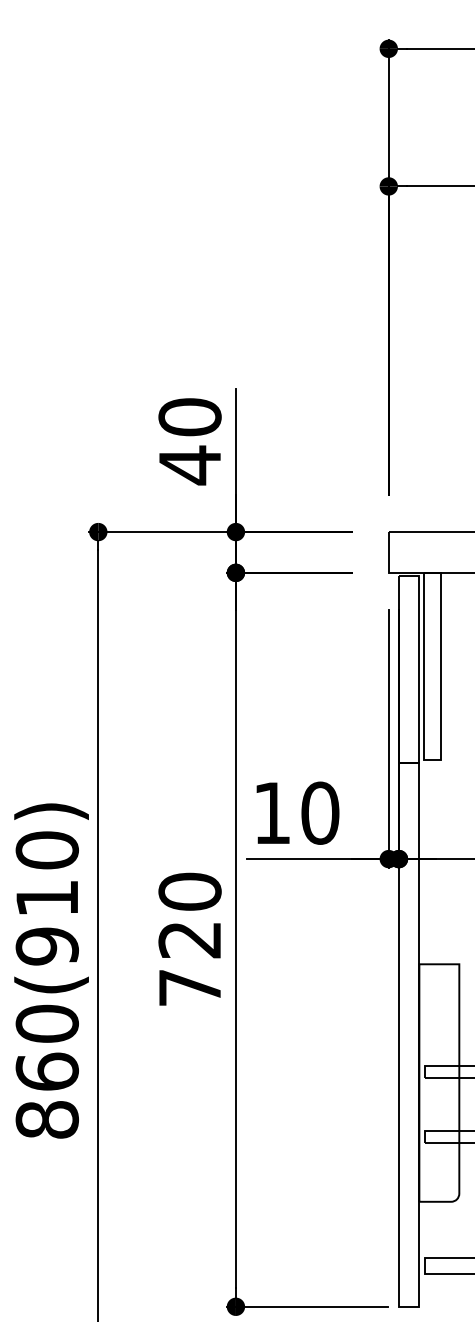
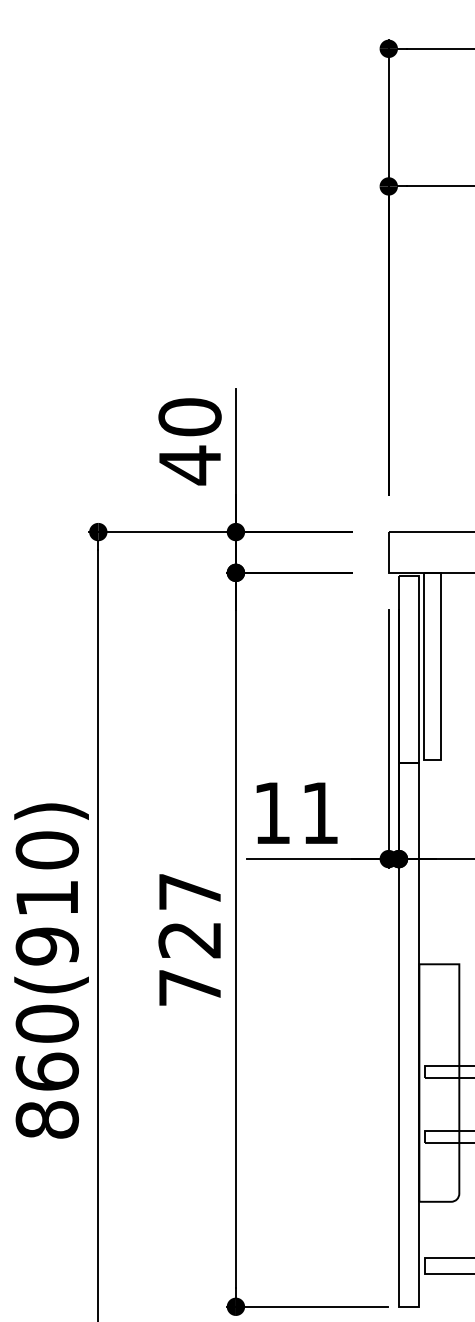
text: 10 -> 11 (320, 812)
text: 720 -> 727 (189, 891)
